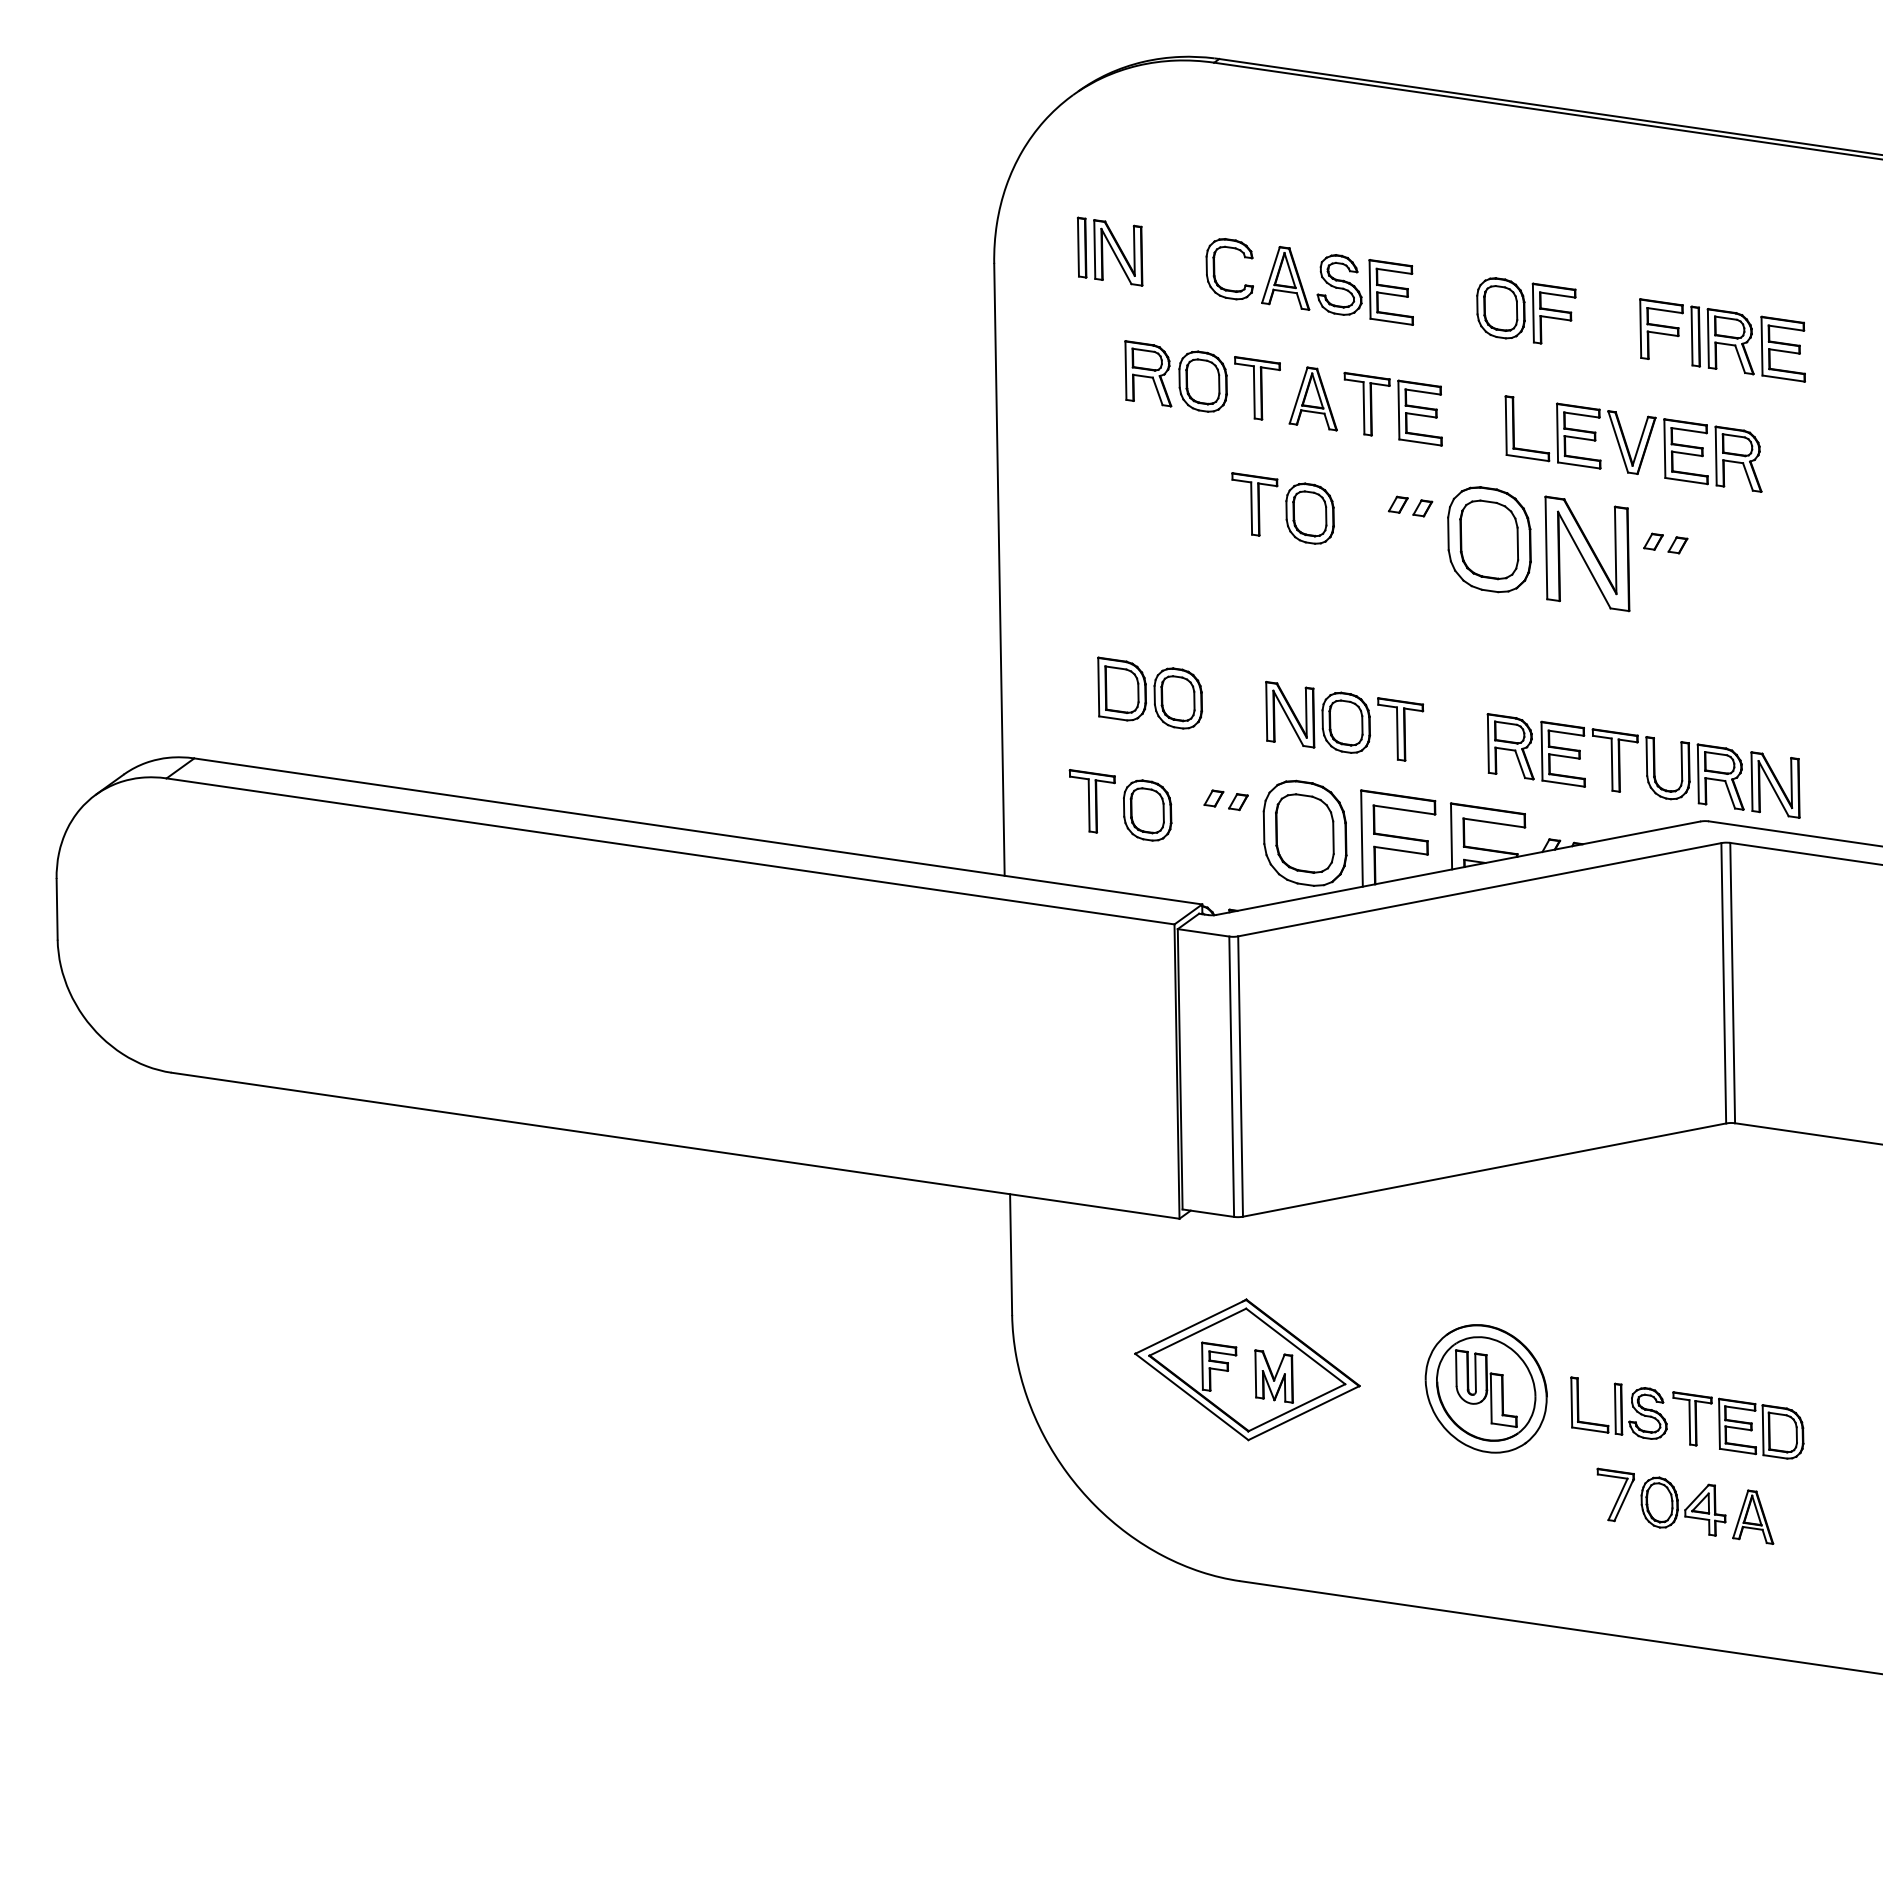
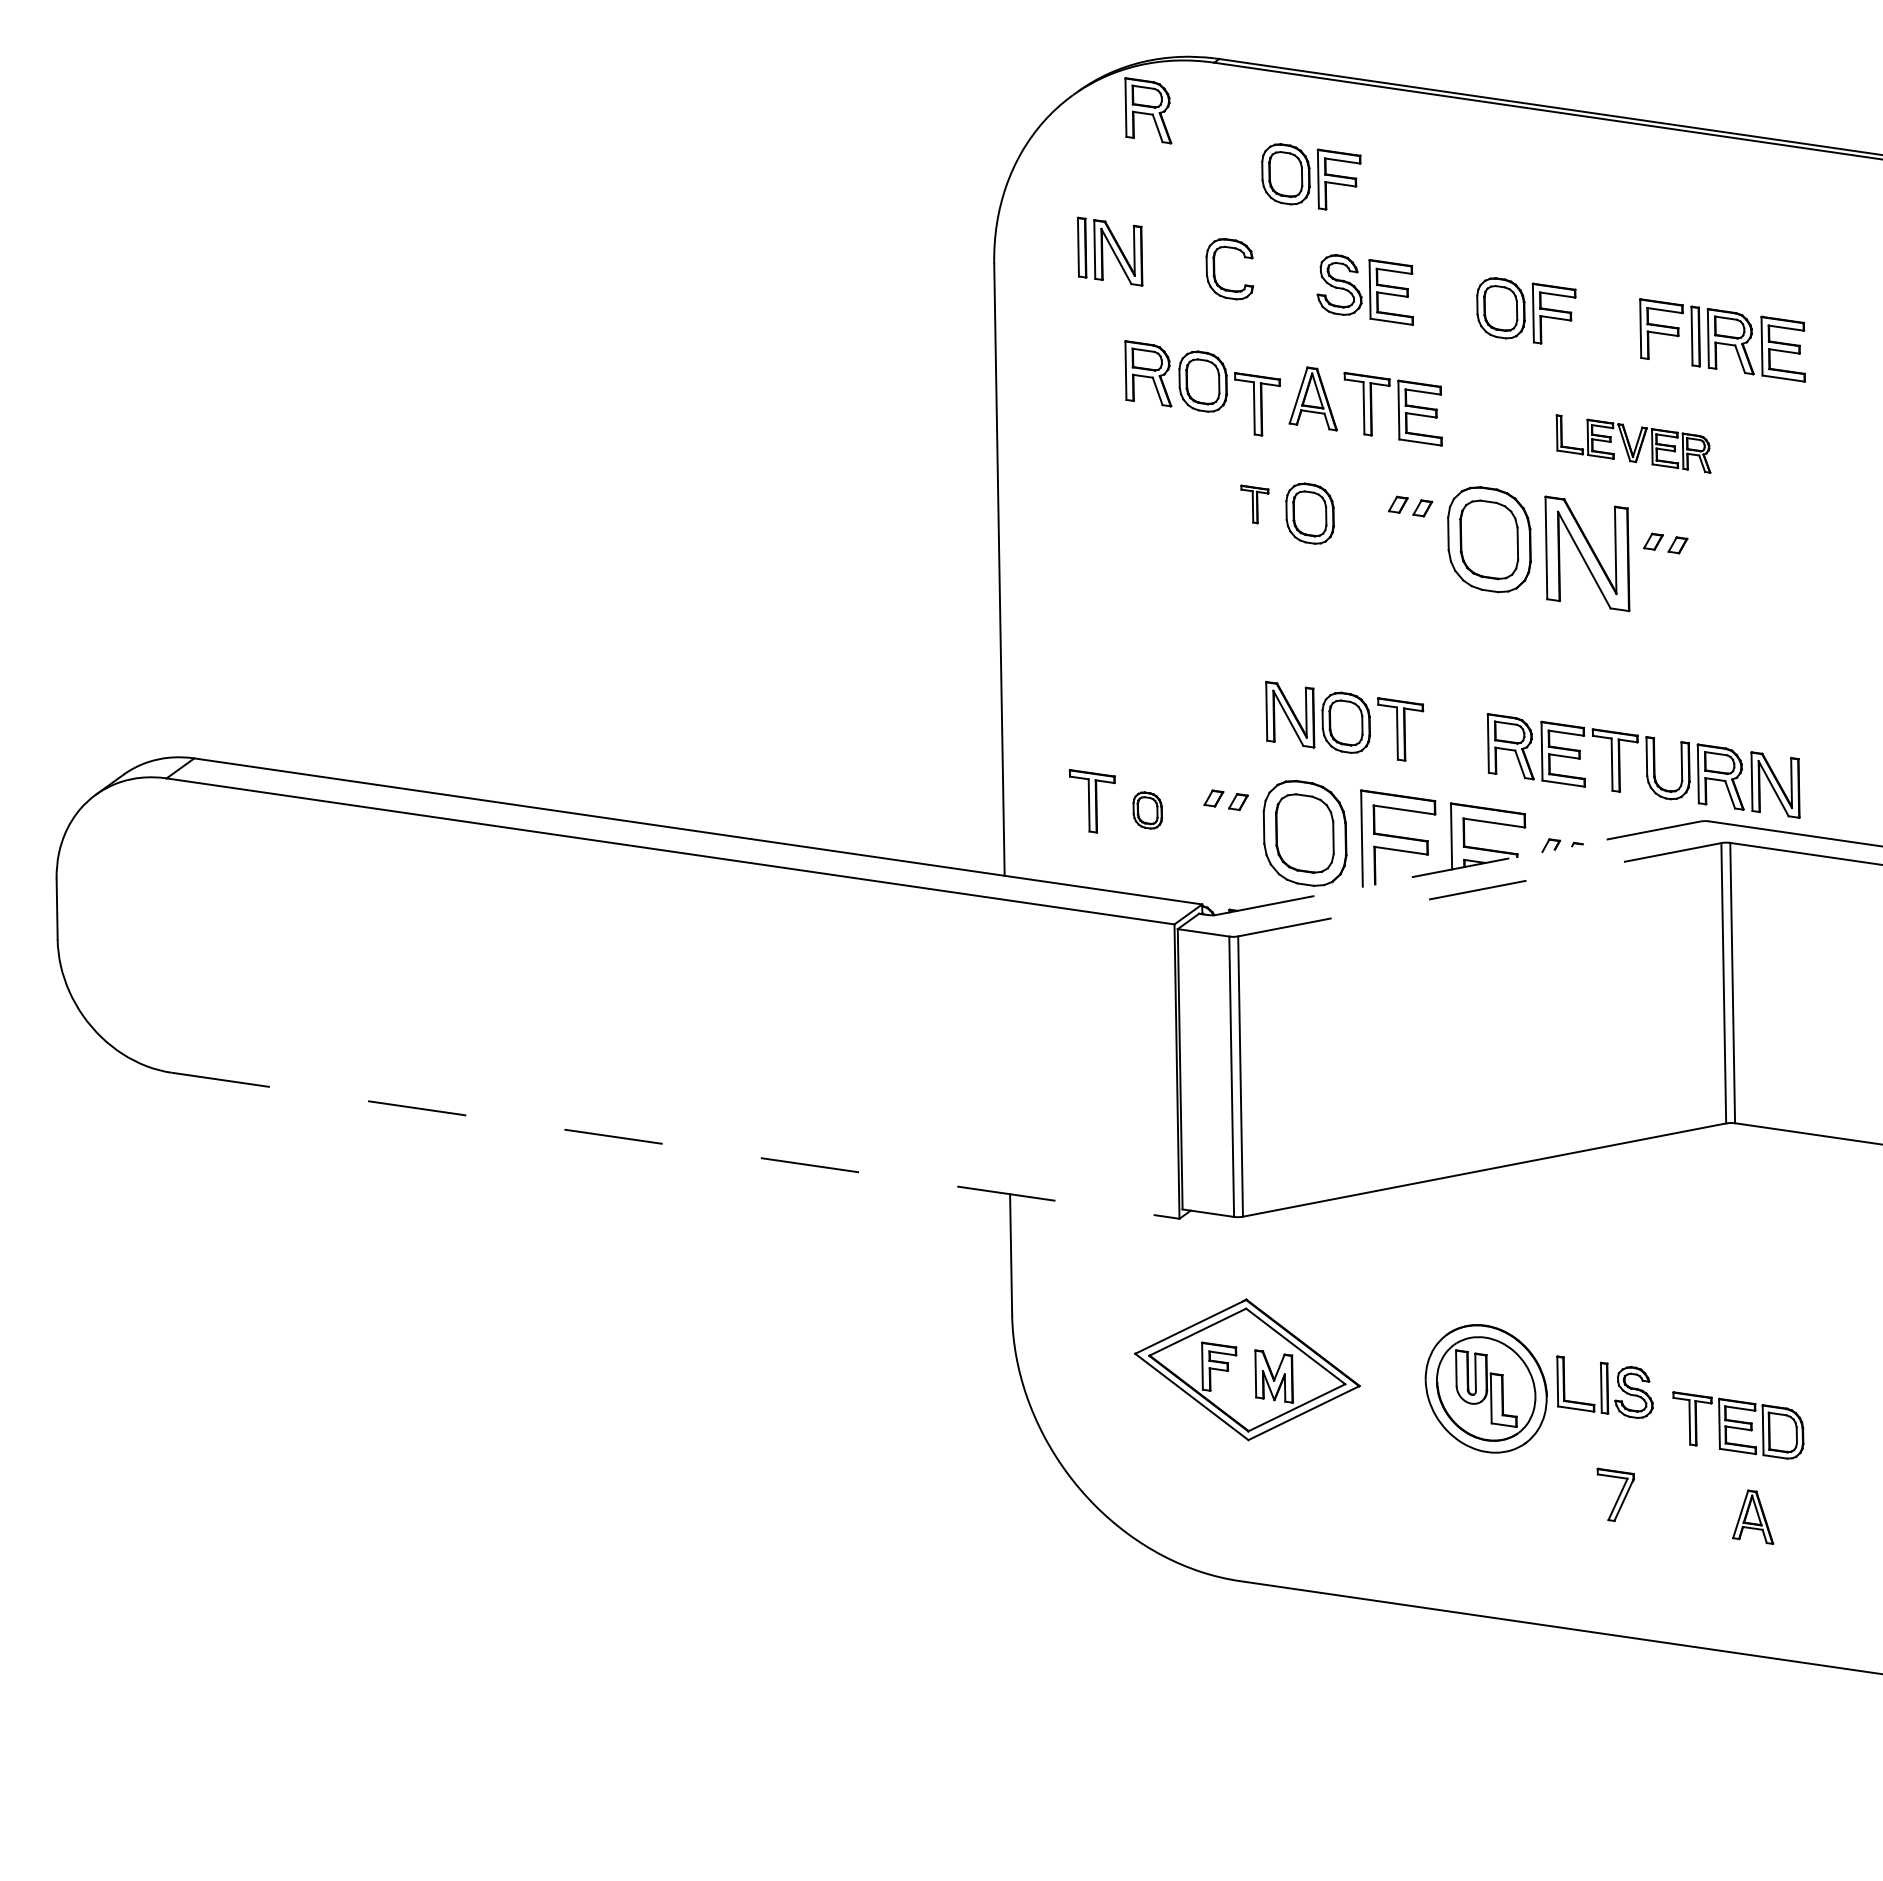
part: none -> present (1148, 110)
part: none -> present (1311, 176)
part: present -> none (1285, 278)
part position: (1257, 388) -> (1257, 404) (1257, 404)
part size: 259x98 px -> 157x60 px (1633, 443)
part size: 48x65 px -> 30x41 px (1254, 504)
part: present -> none (1149, 692)
part size: 50x63 px -> 31x39 px (1147, 810)
line: solid -> dashed (1459, 868)
line: solid -> dashed (1479, 889)
line: solid -> dashed (676, 1145)
part position: (1618, 1407) -> (1604, 1386) (1604, 1386)
part: present -> none (1683, 1506)
